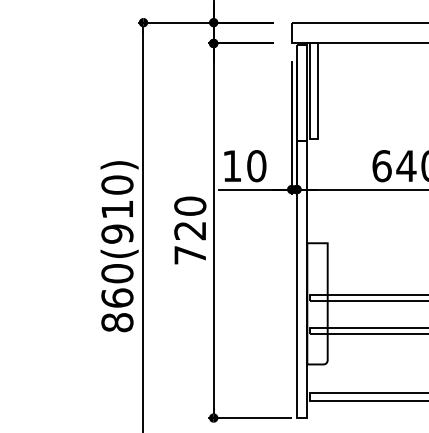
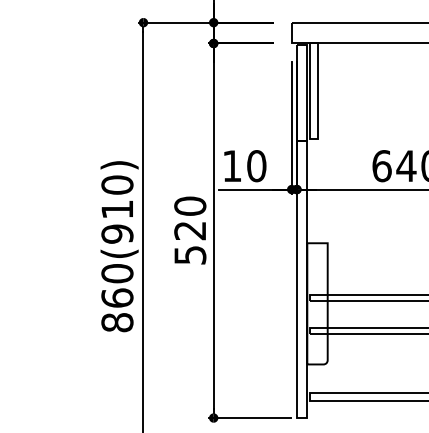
text: 720 -> 520 (190, 255)
